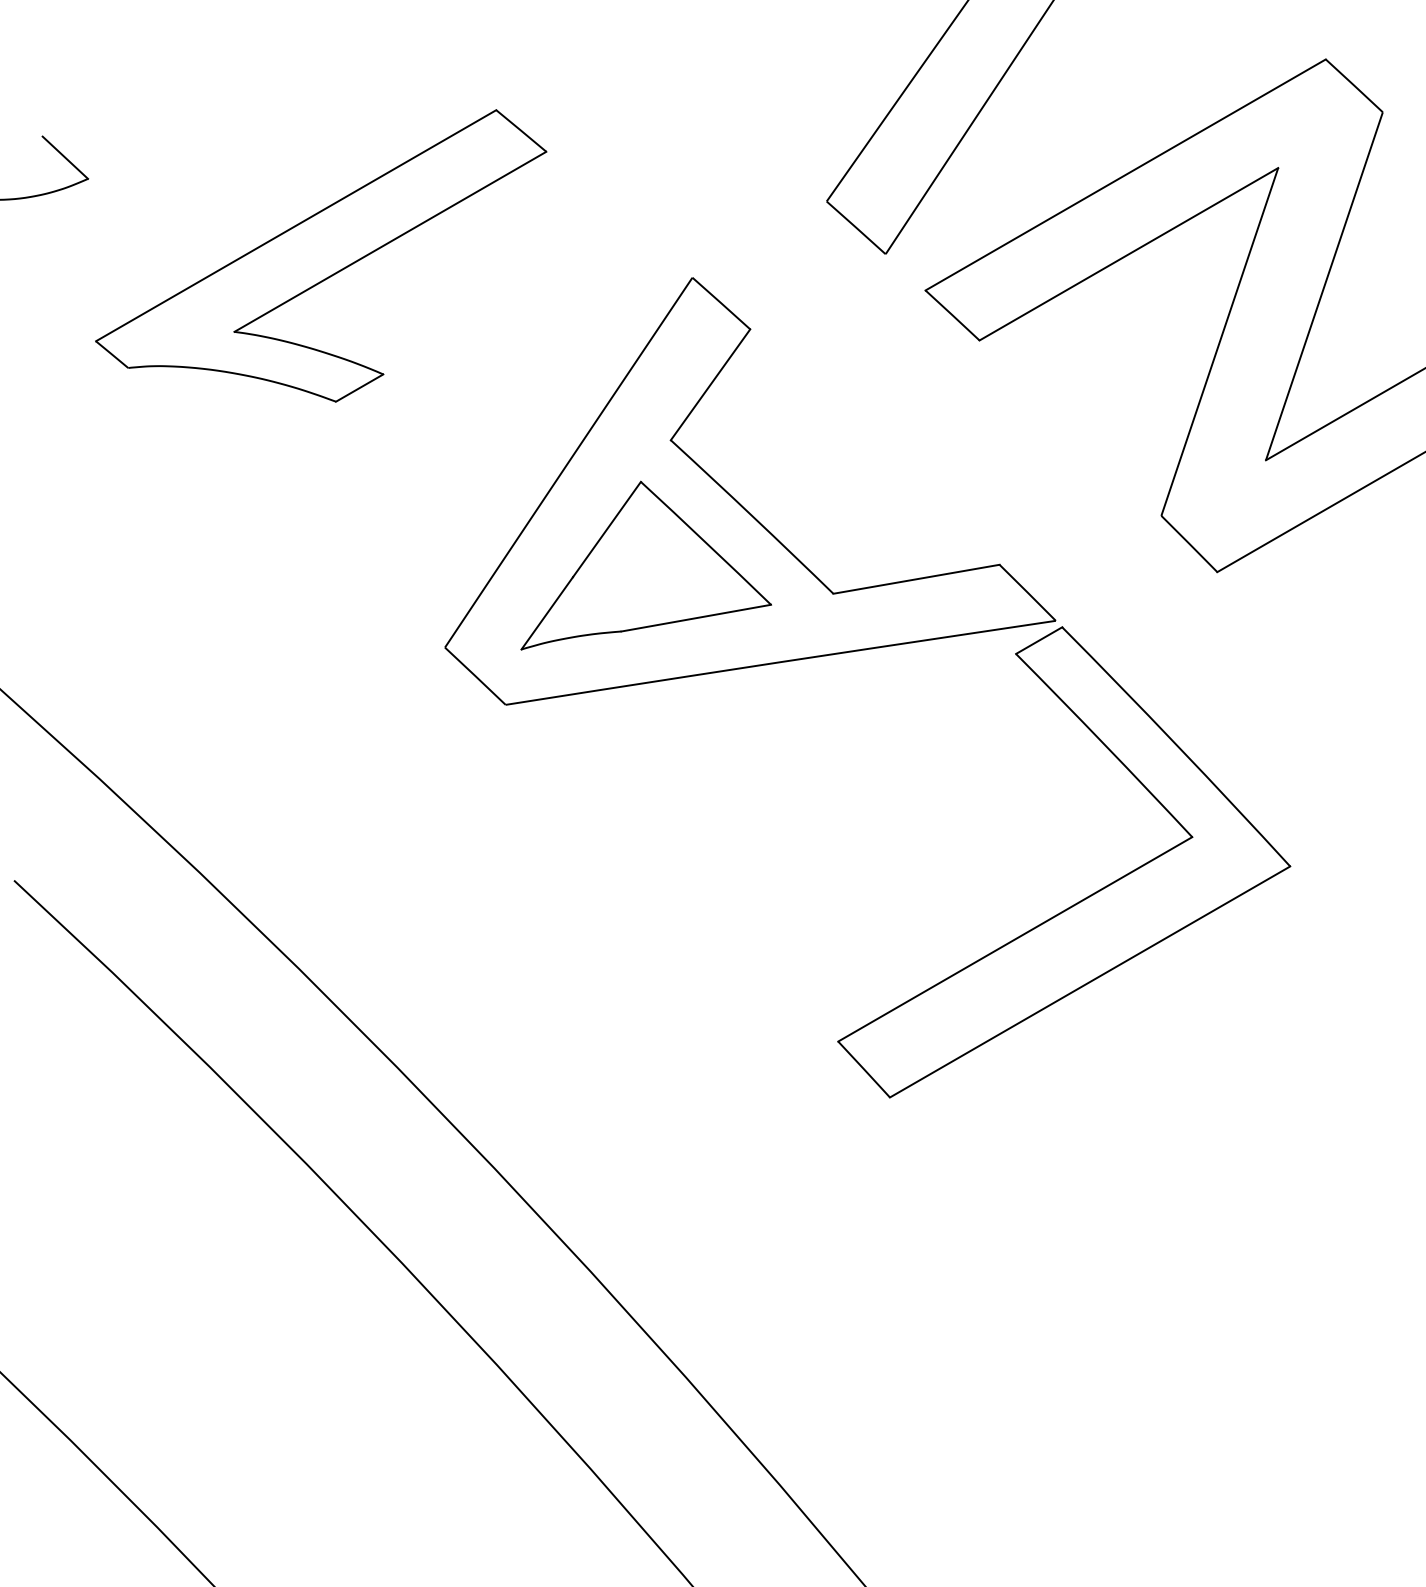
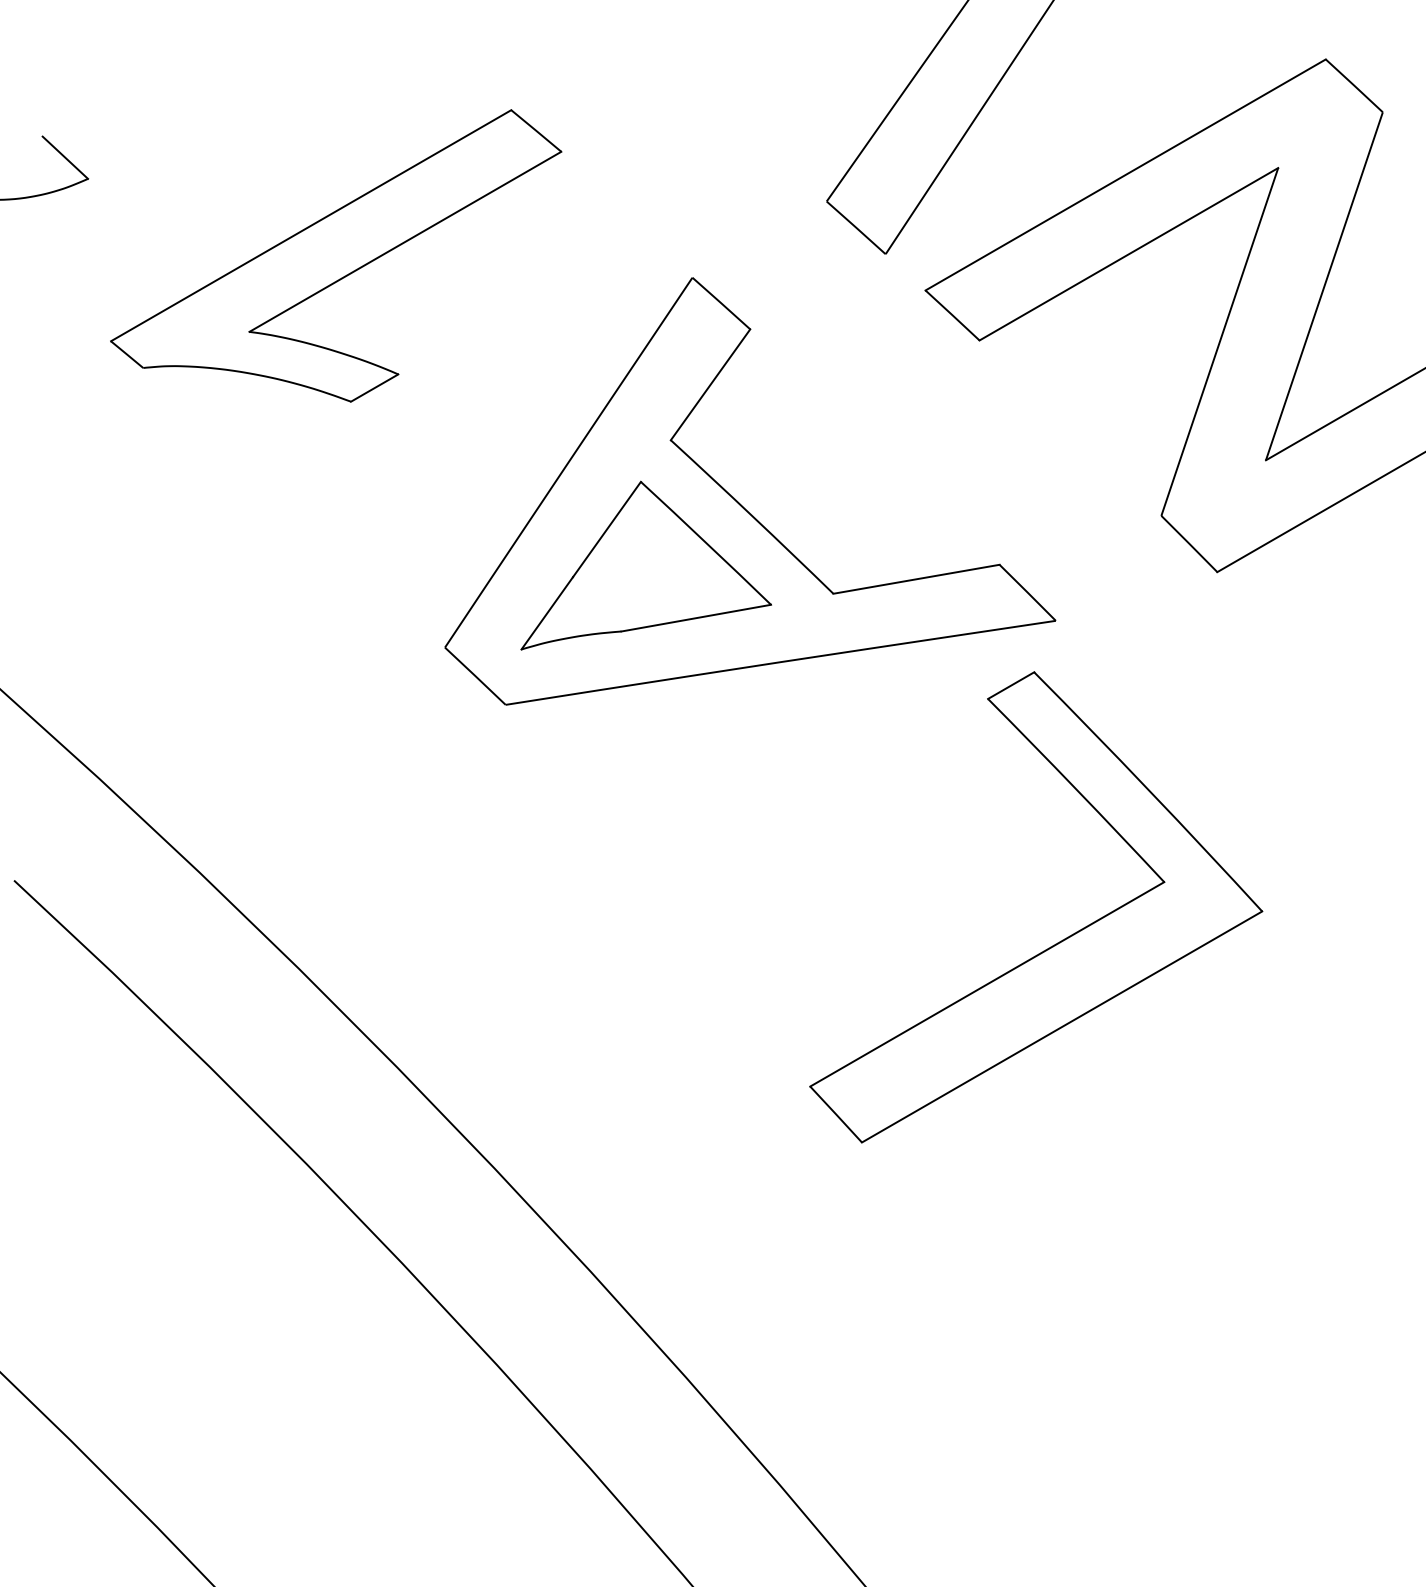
part position: (321, 255) -> (336, 255) (336, 255)
part position: (1083, 898) -> (1055, 943) (1055, 943)
